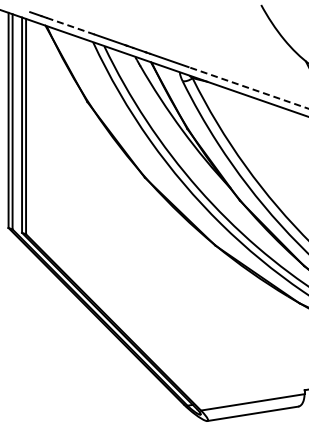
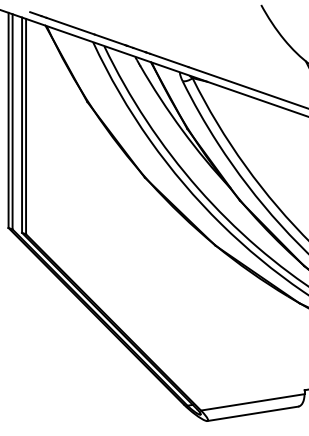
line: dashed -> solid (70, 26)
line: dashed -> solid (248, 87)
